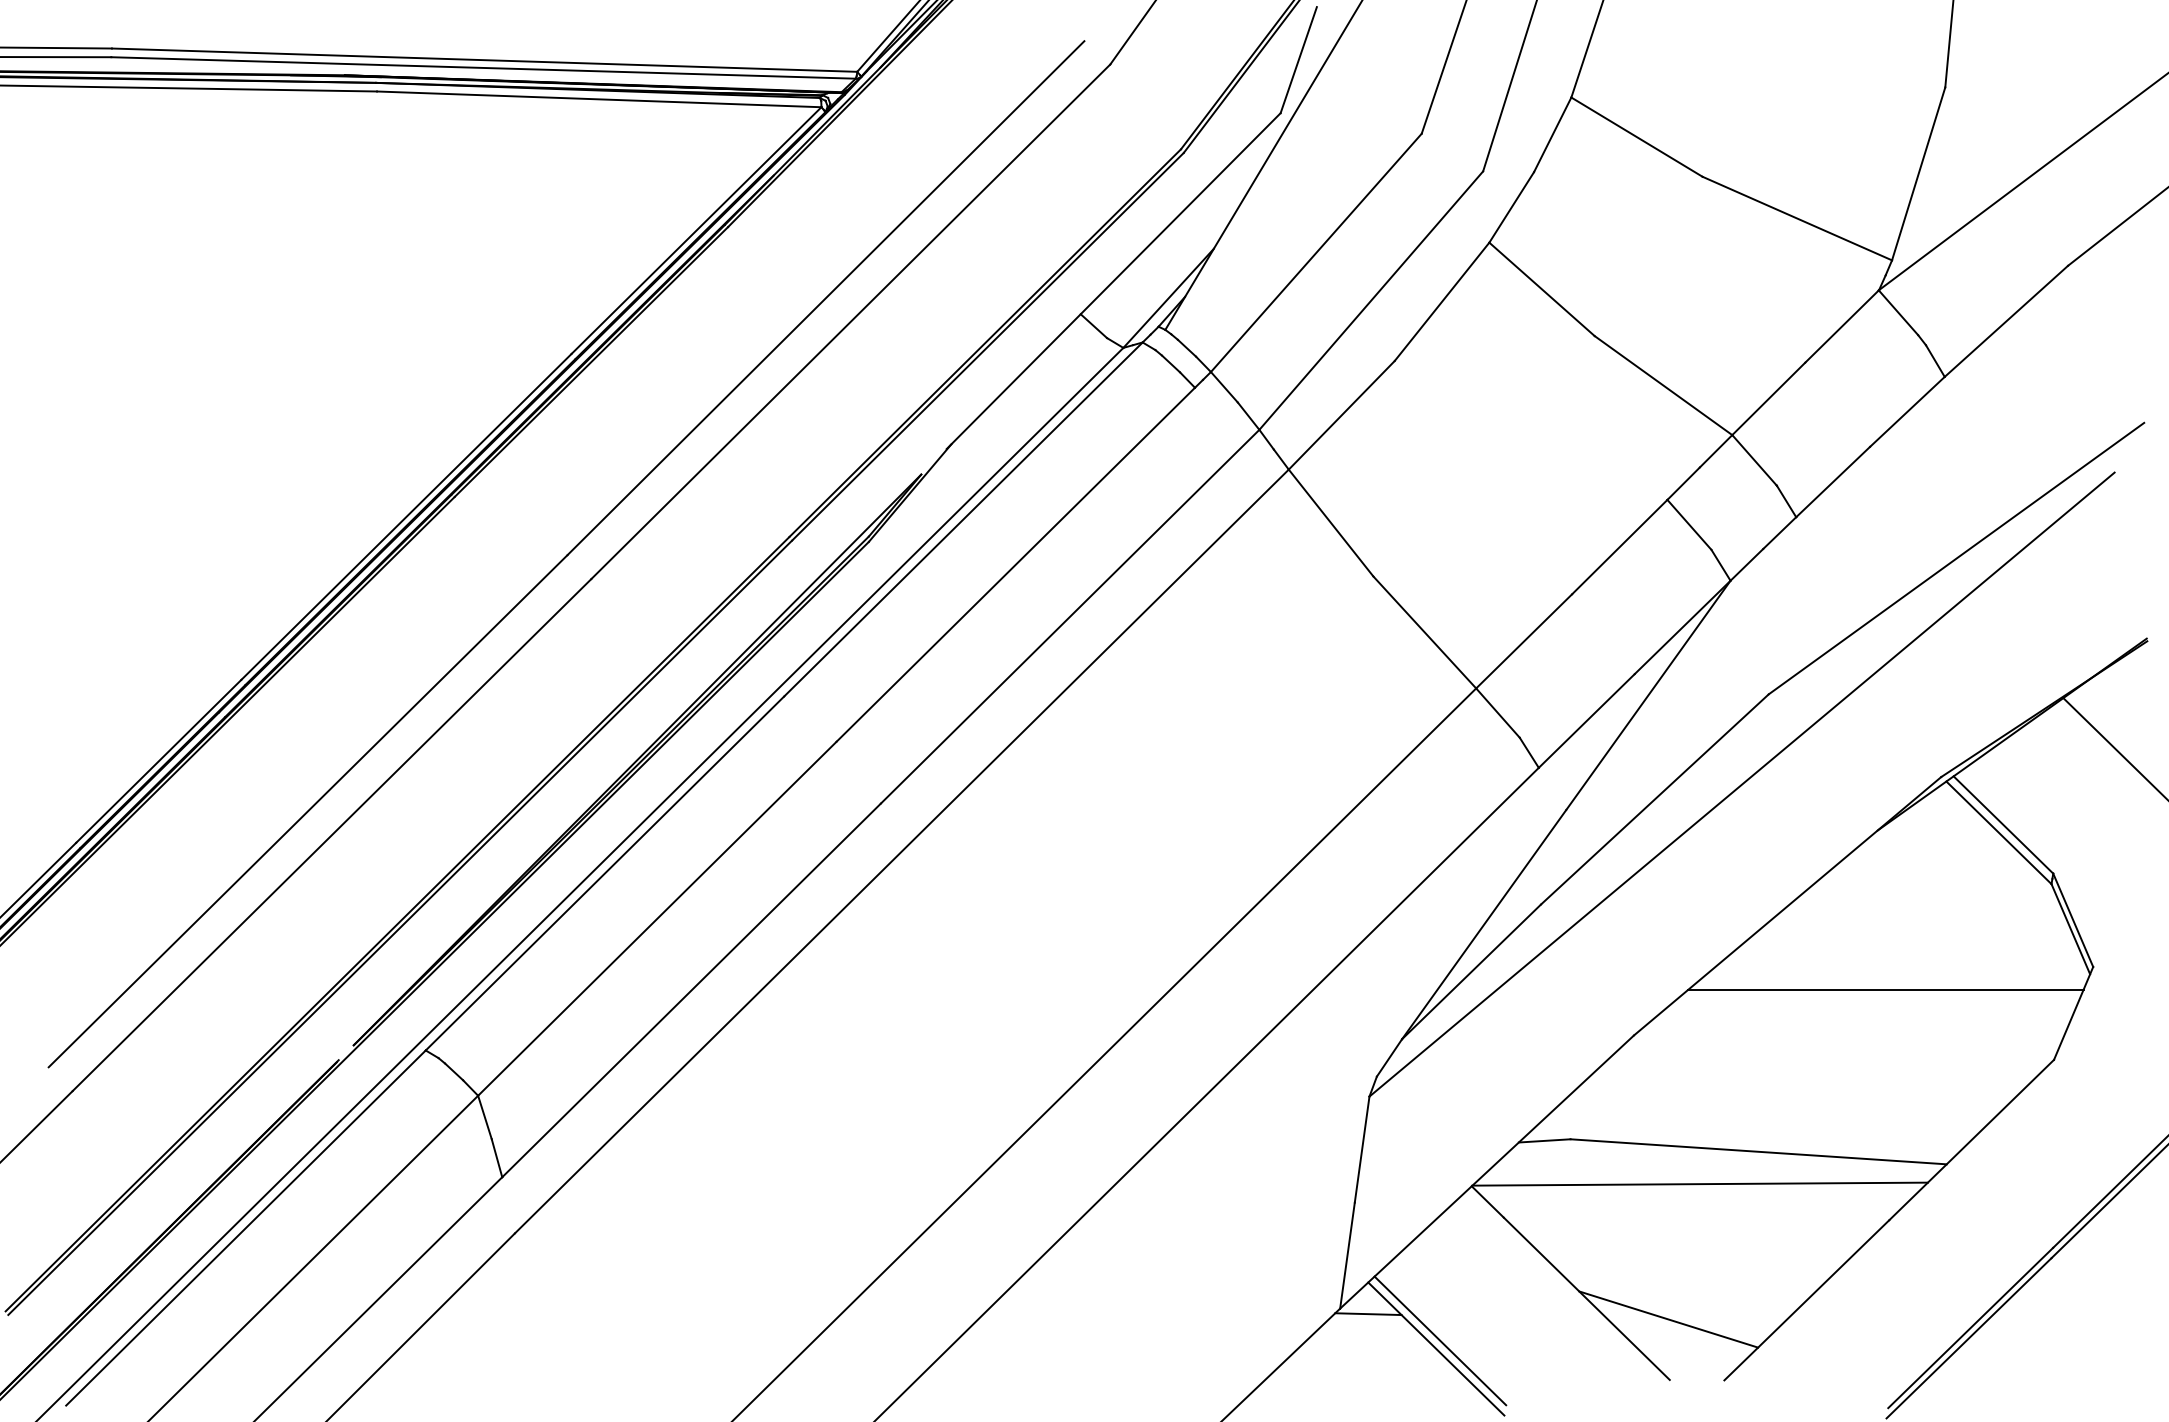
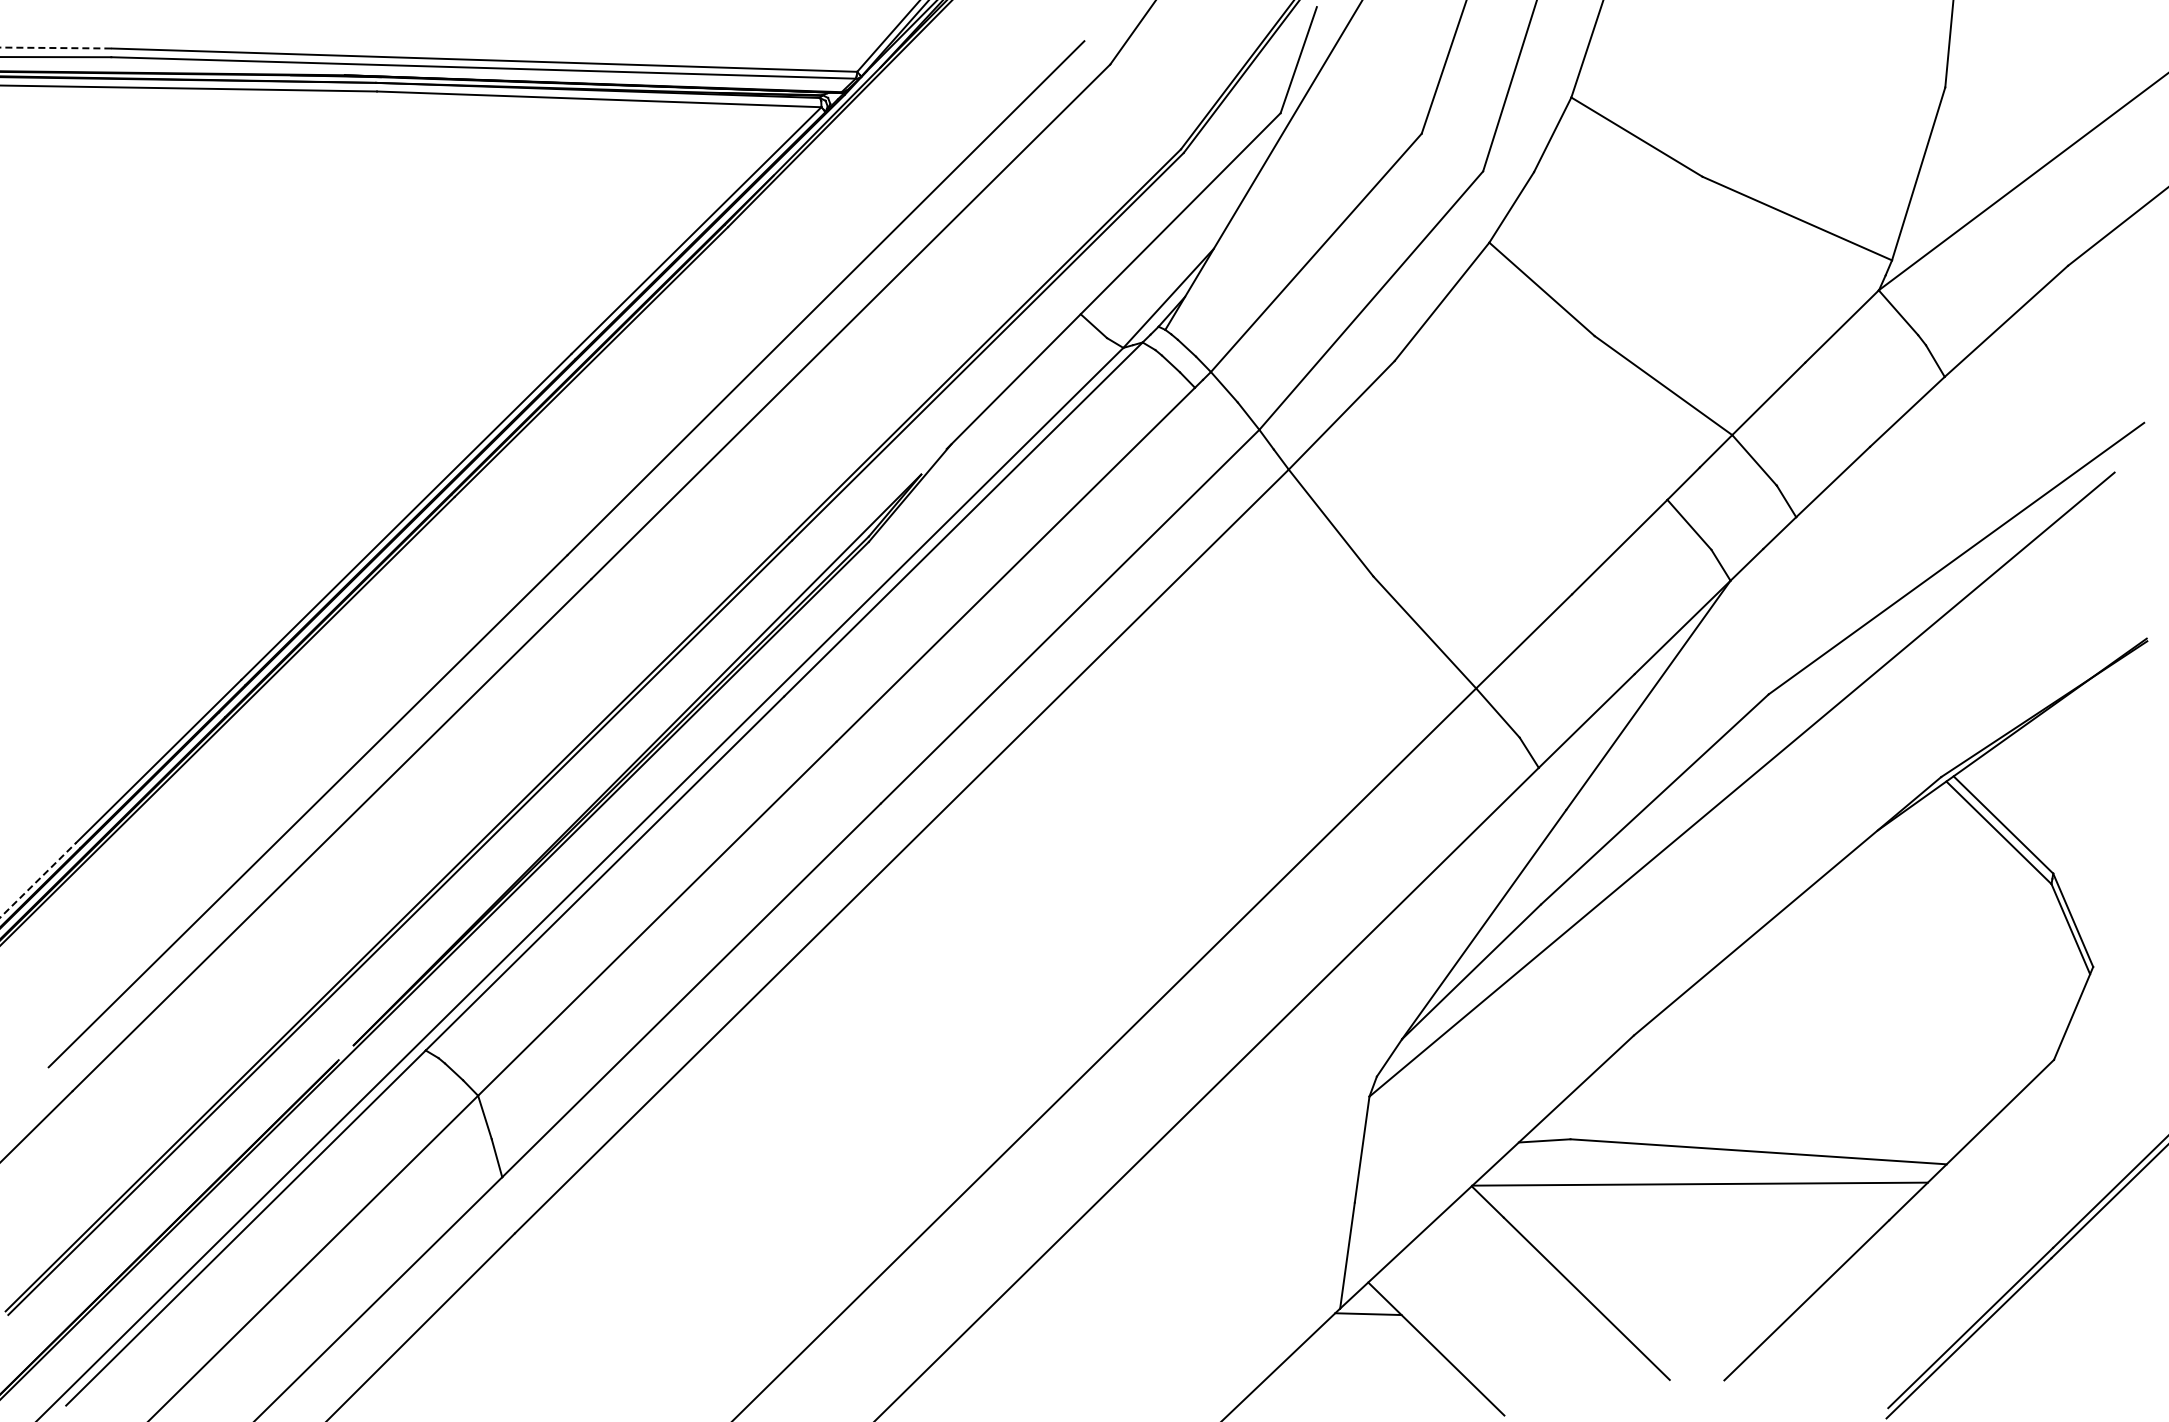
line: solid -> dashed (56, 48)
line: present -> none (2114, 748)
line: solid -> dashed (38, 879)
line: present -> none (1885, 989)
line: present -> none (1668, 1319)
line: present -> none (1440, 1340)
